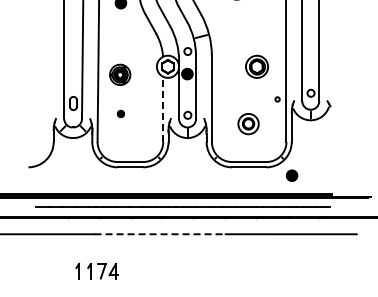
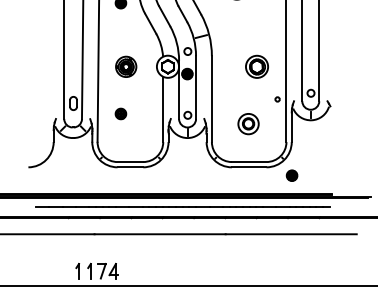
part position: (120, 74) -> (126, 66) (126, 66)
line: dashed -> solid (163, 109)
part size: 9x9 px -> 14x14 px (120, 113)
line: dashed -> solid (160, 234)
line: none -> present (188, 286)
